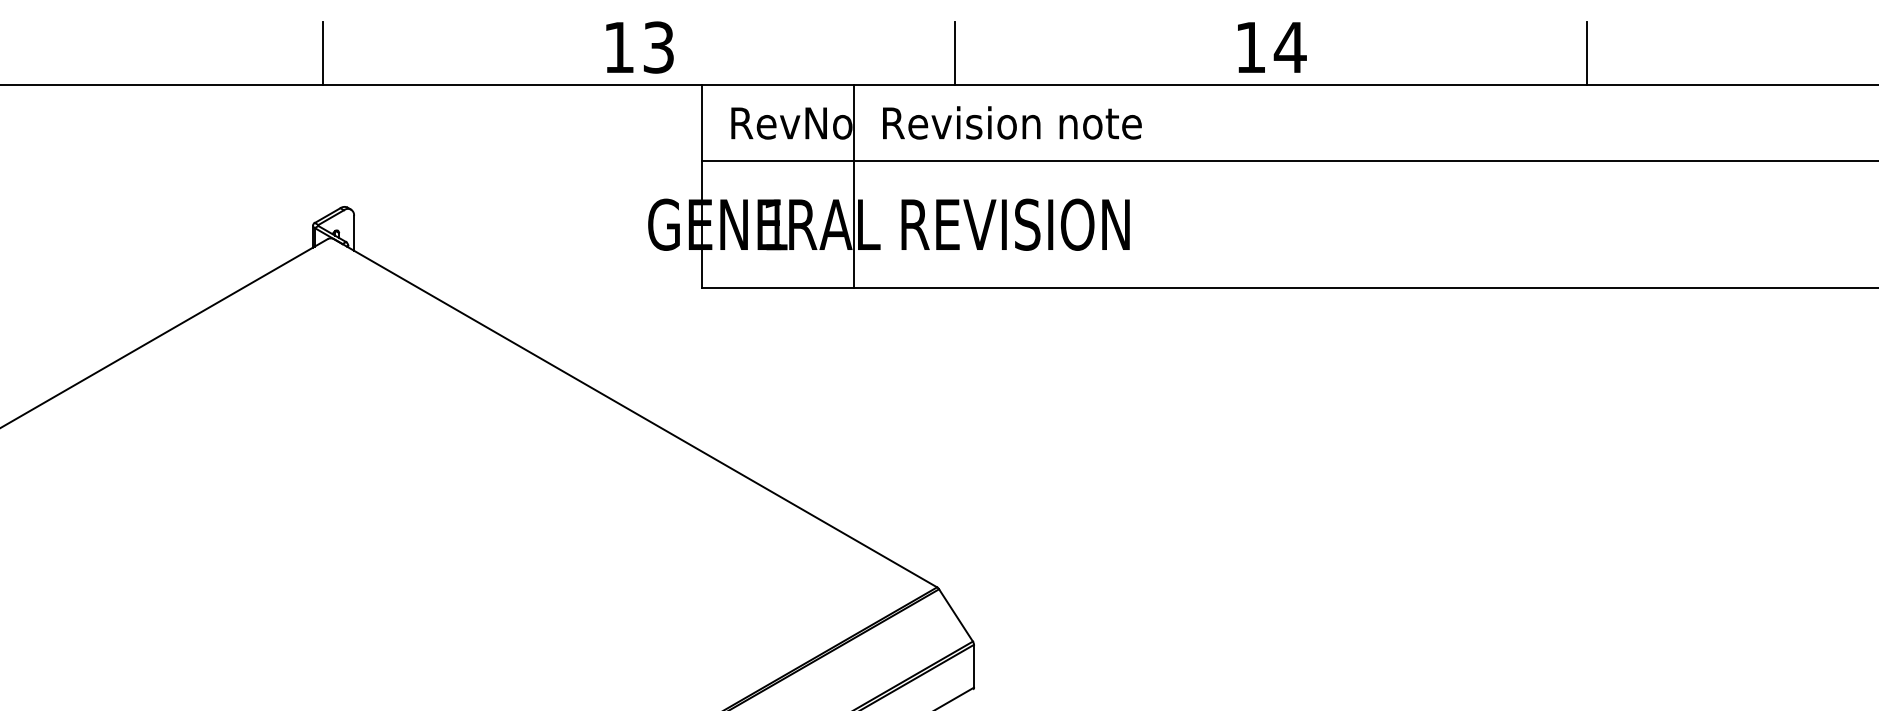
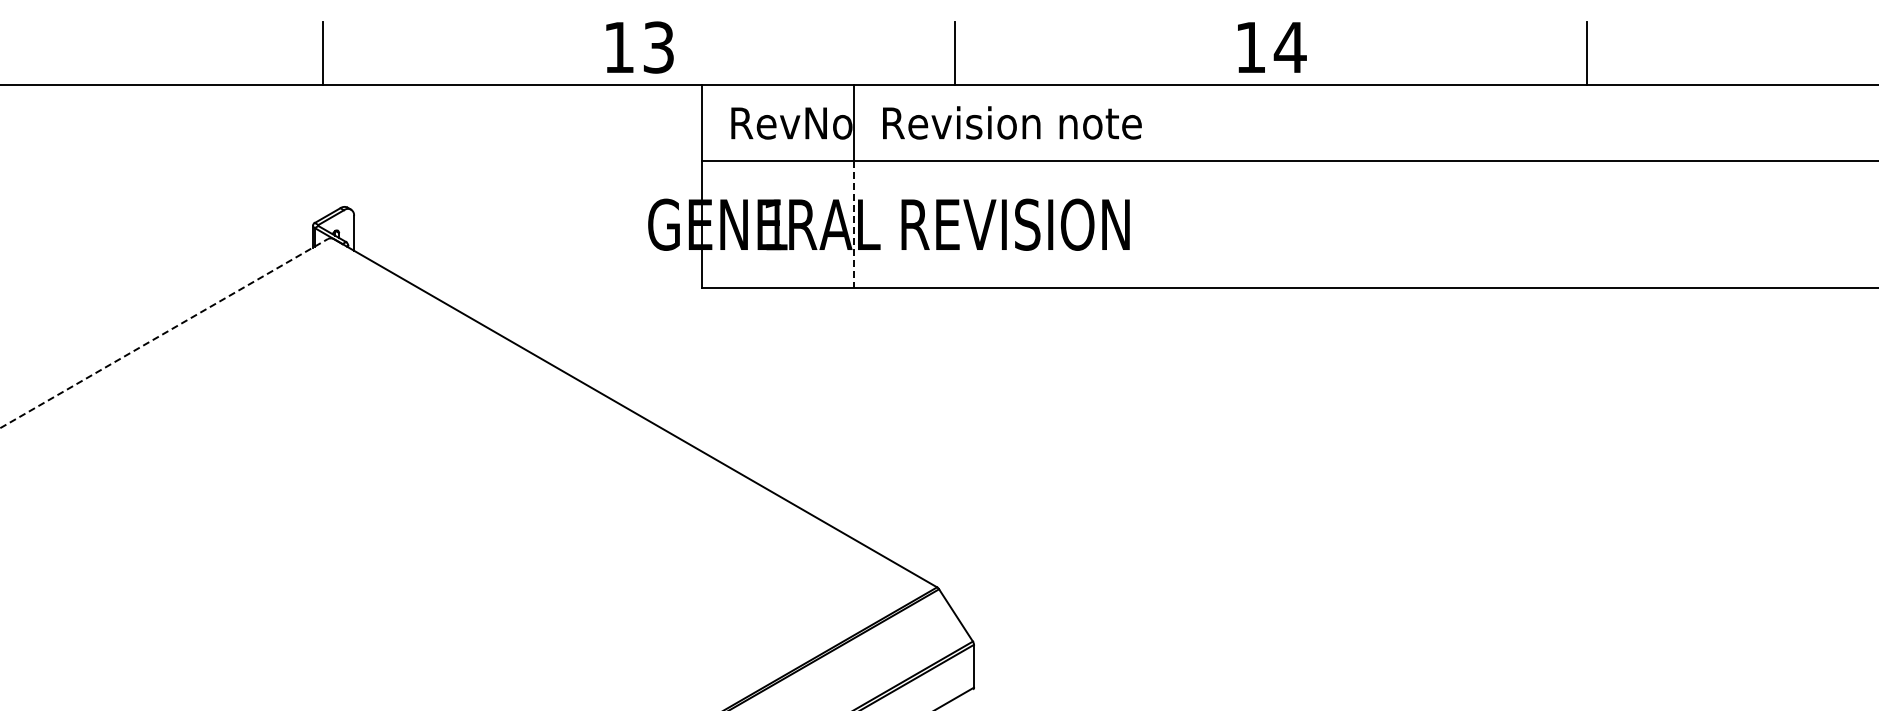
line: solid -> dashed (853, 224)
line: solid -> dashed (164, 333)
